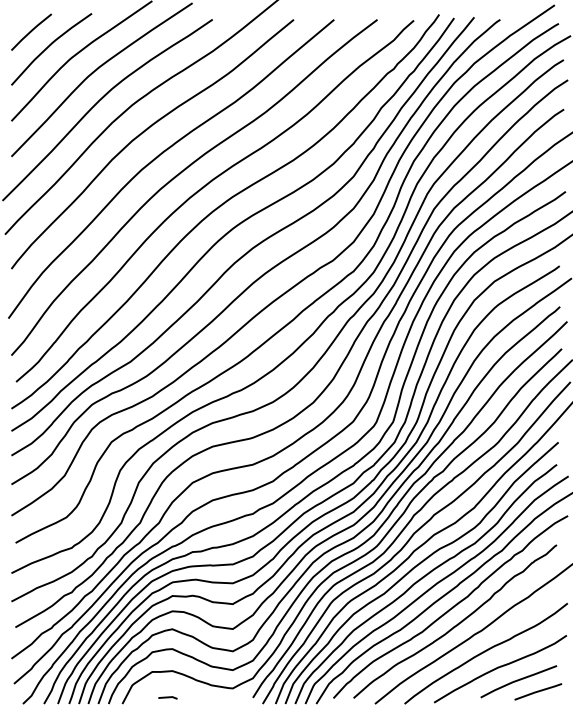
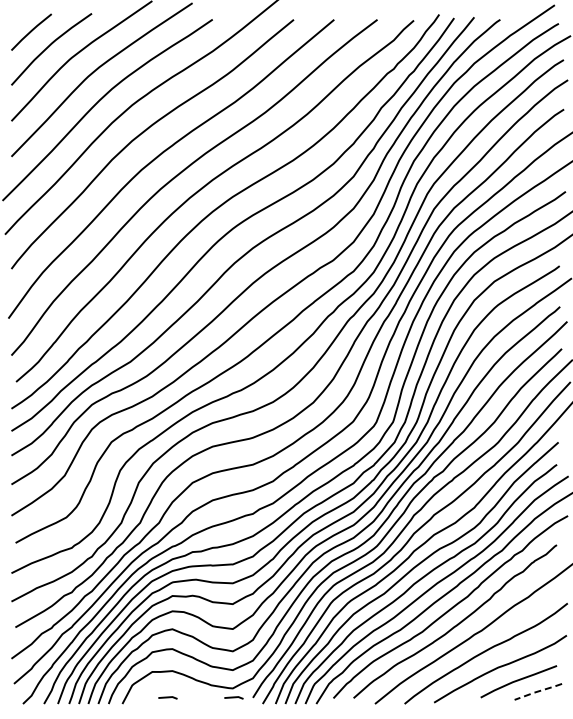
line: solid -> dashed (538, 691)
line: none -> present (233, 697)
